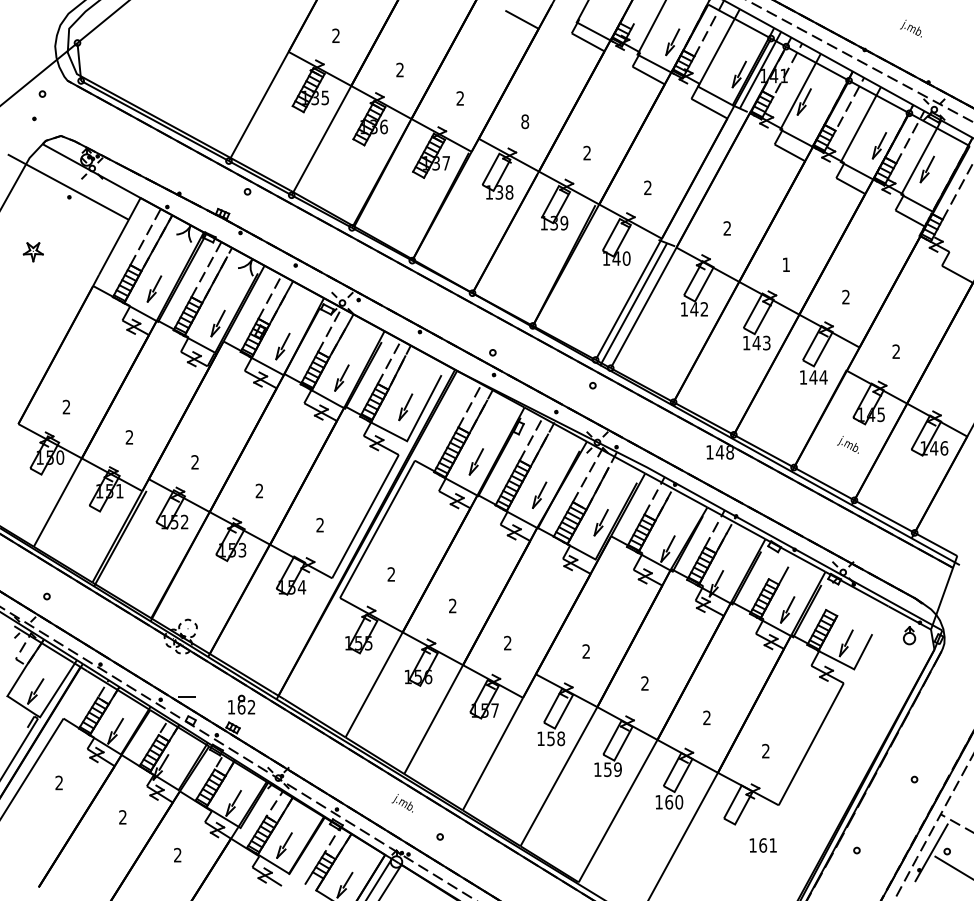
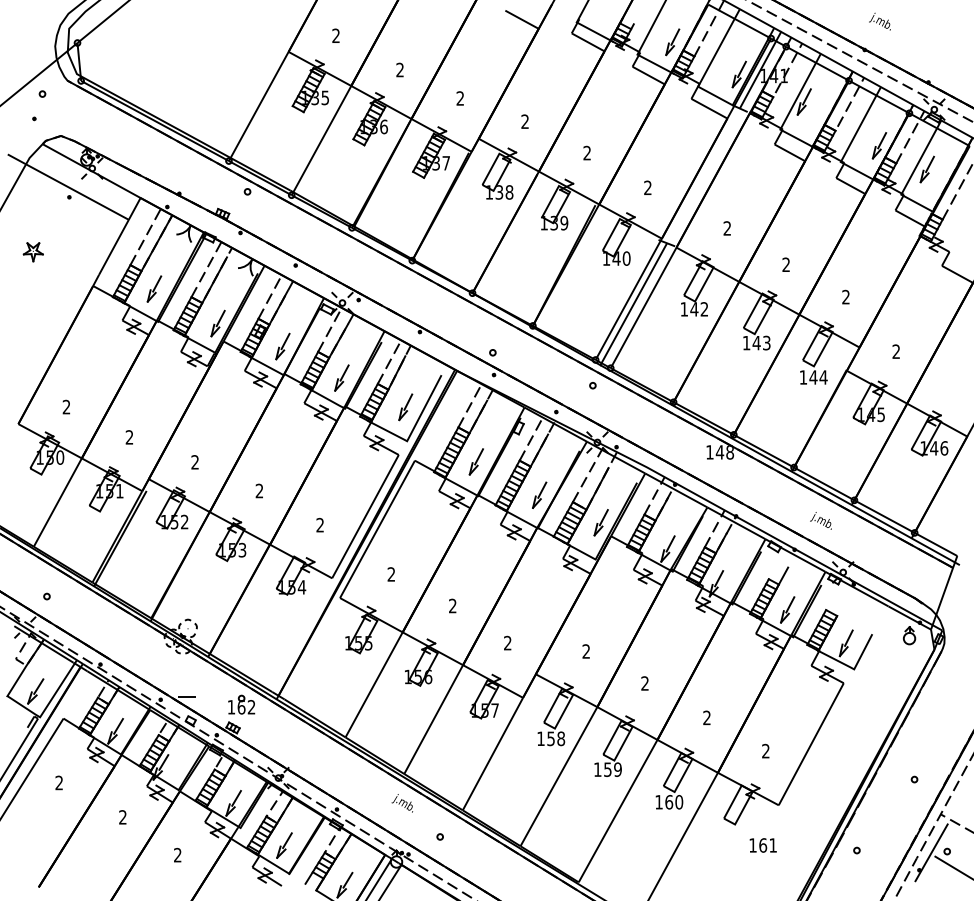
text position: (910, 28) -> (879, 21) (879, 21)
text: 8 -> 2 (525, 121)
text: 1 -> 2 (785, 264)
text position: (847, 444) -> (820, 520) (820, 520)
